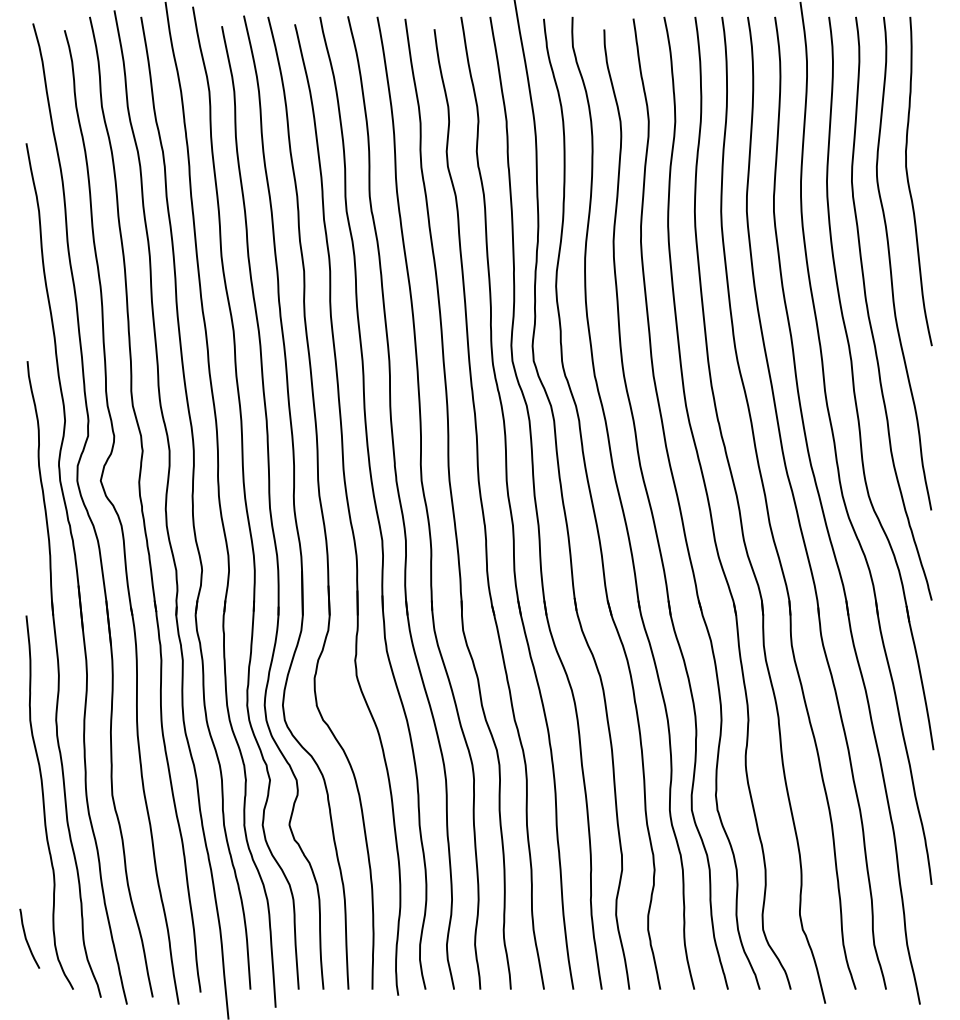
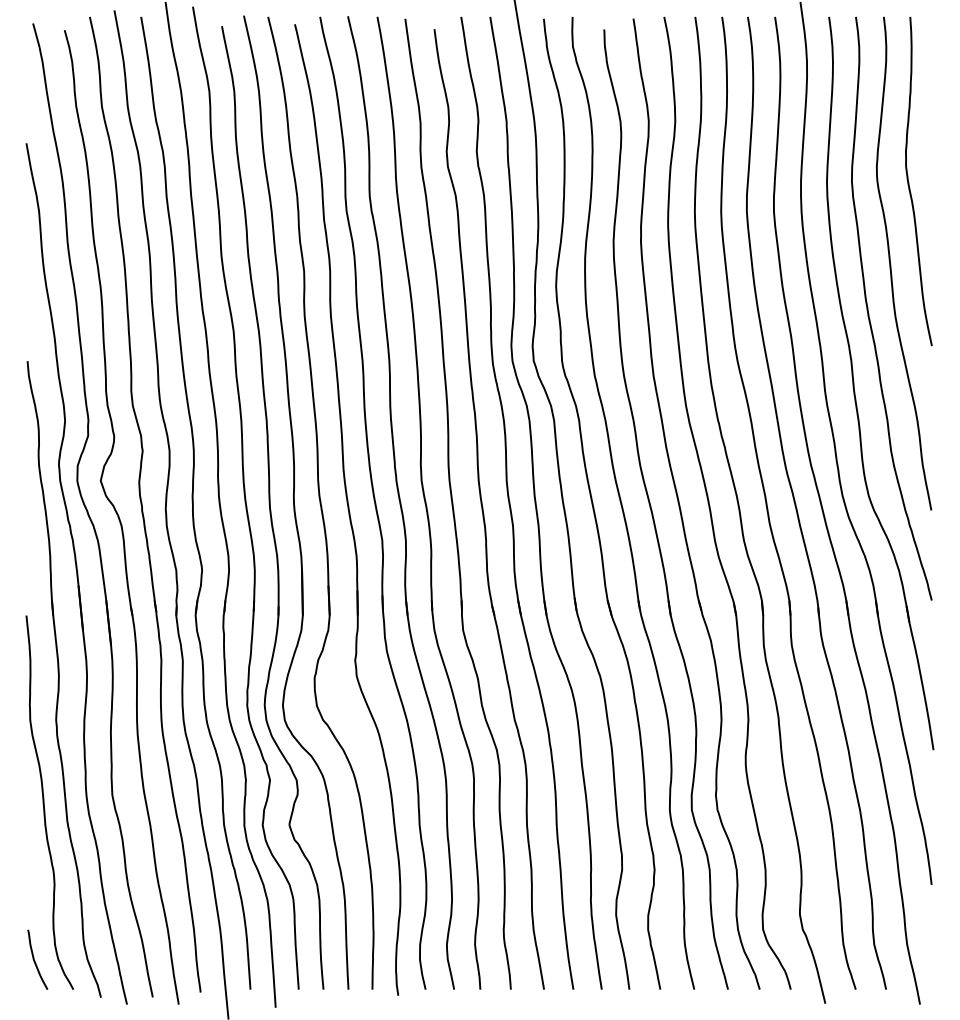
curve position: (27, 939) -> (35, 960) (35, 960)
